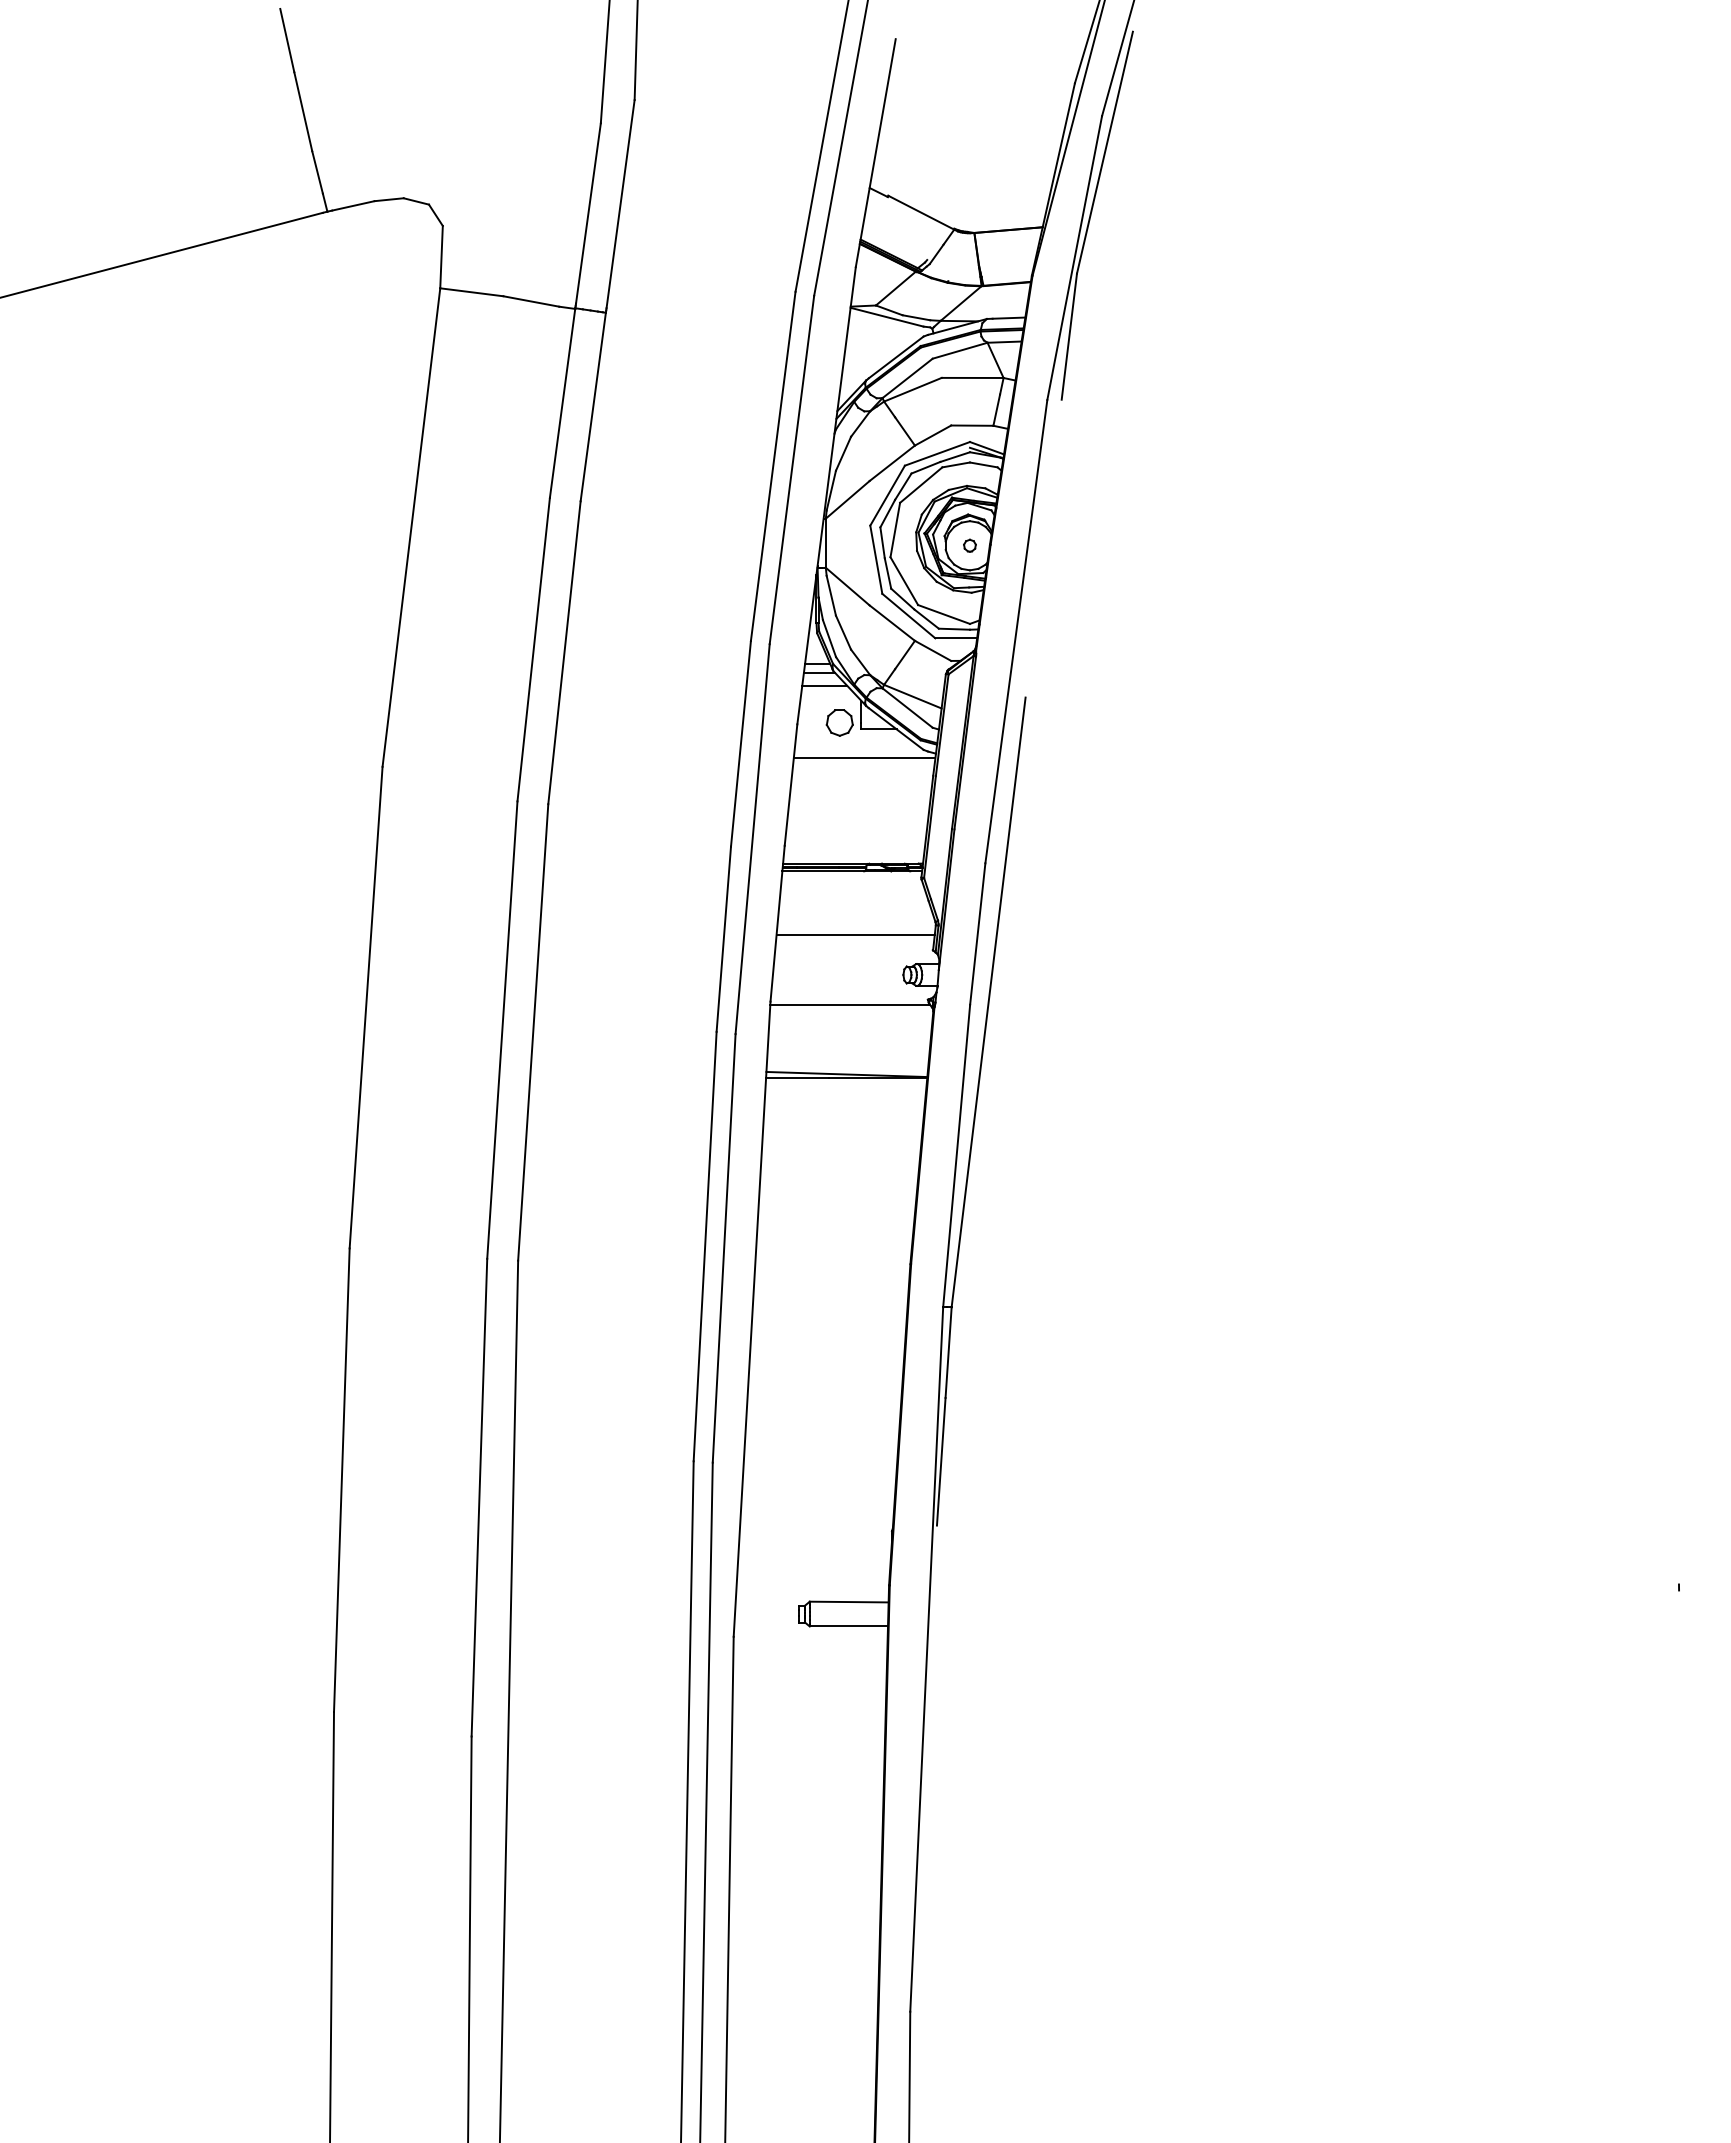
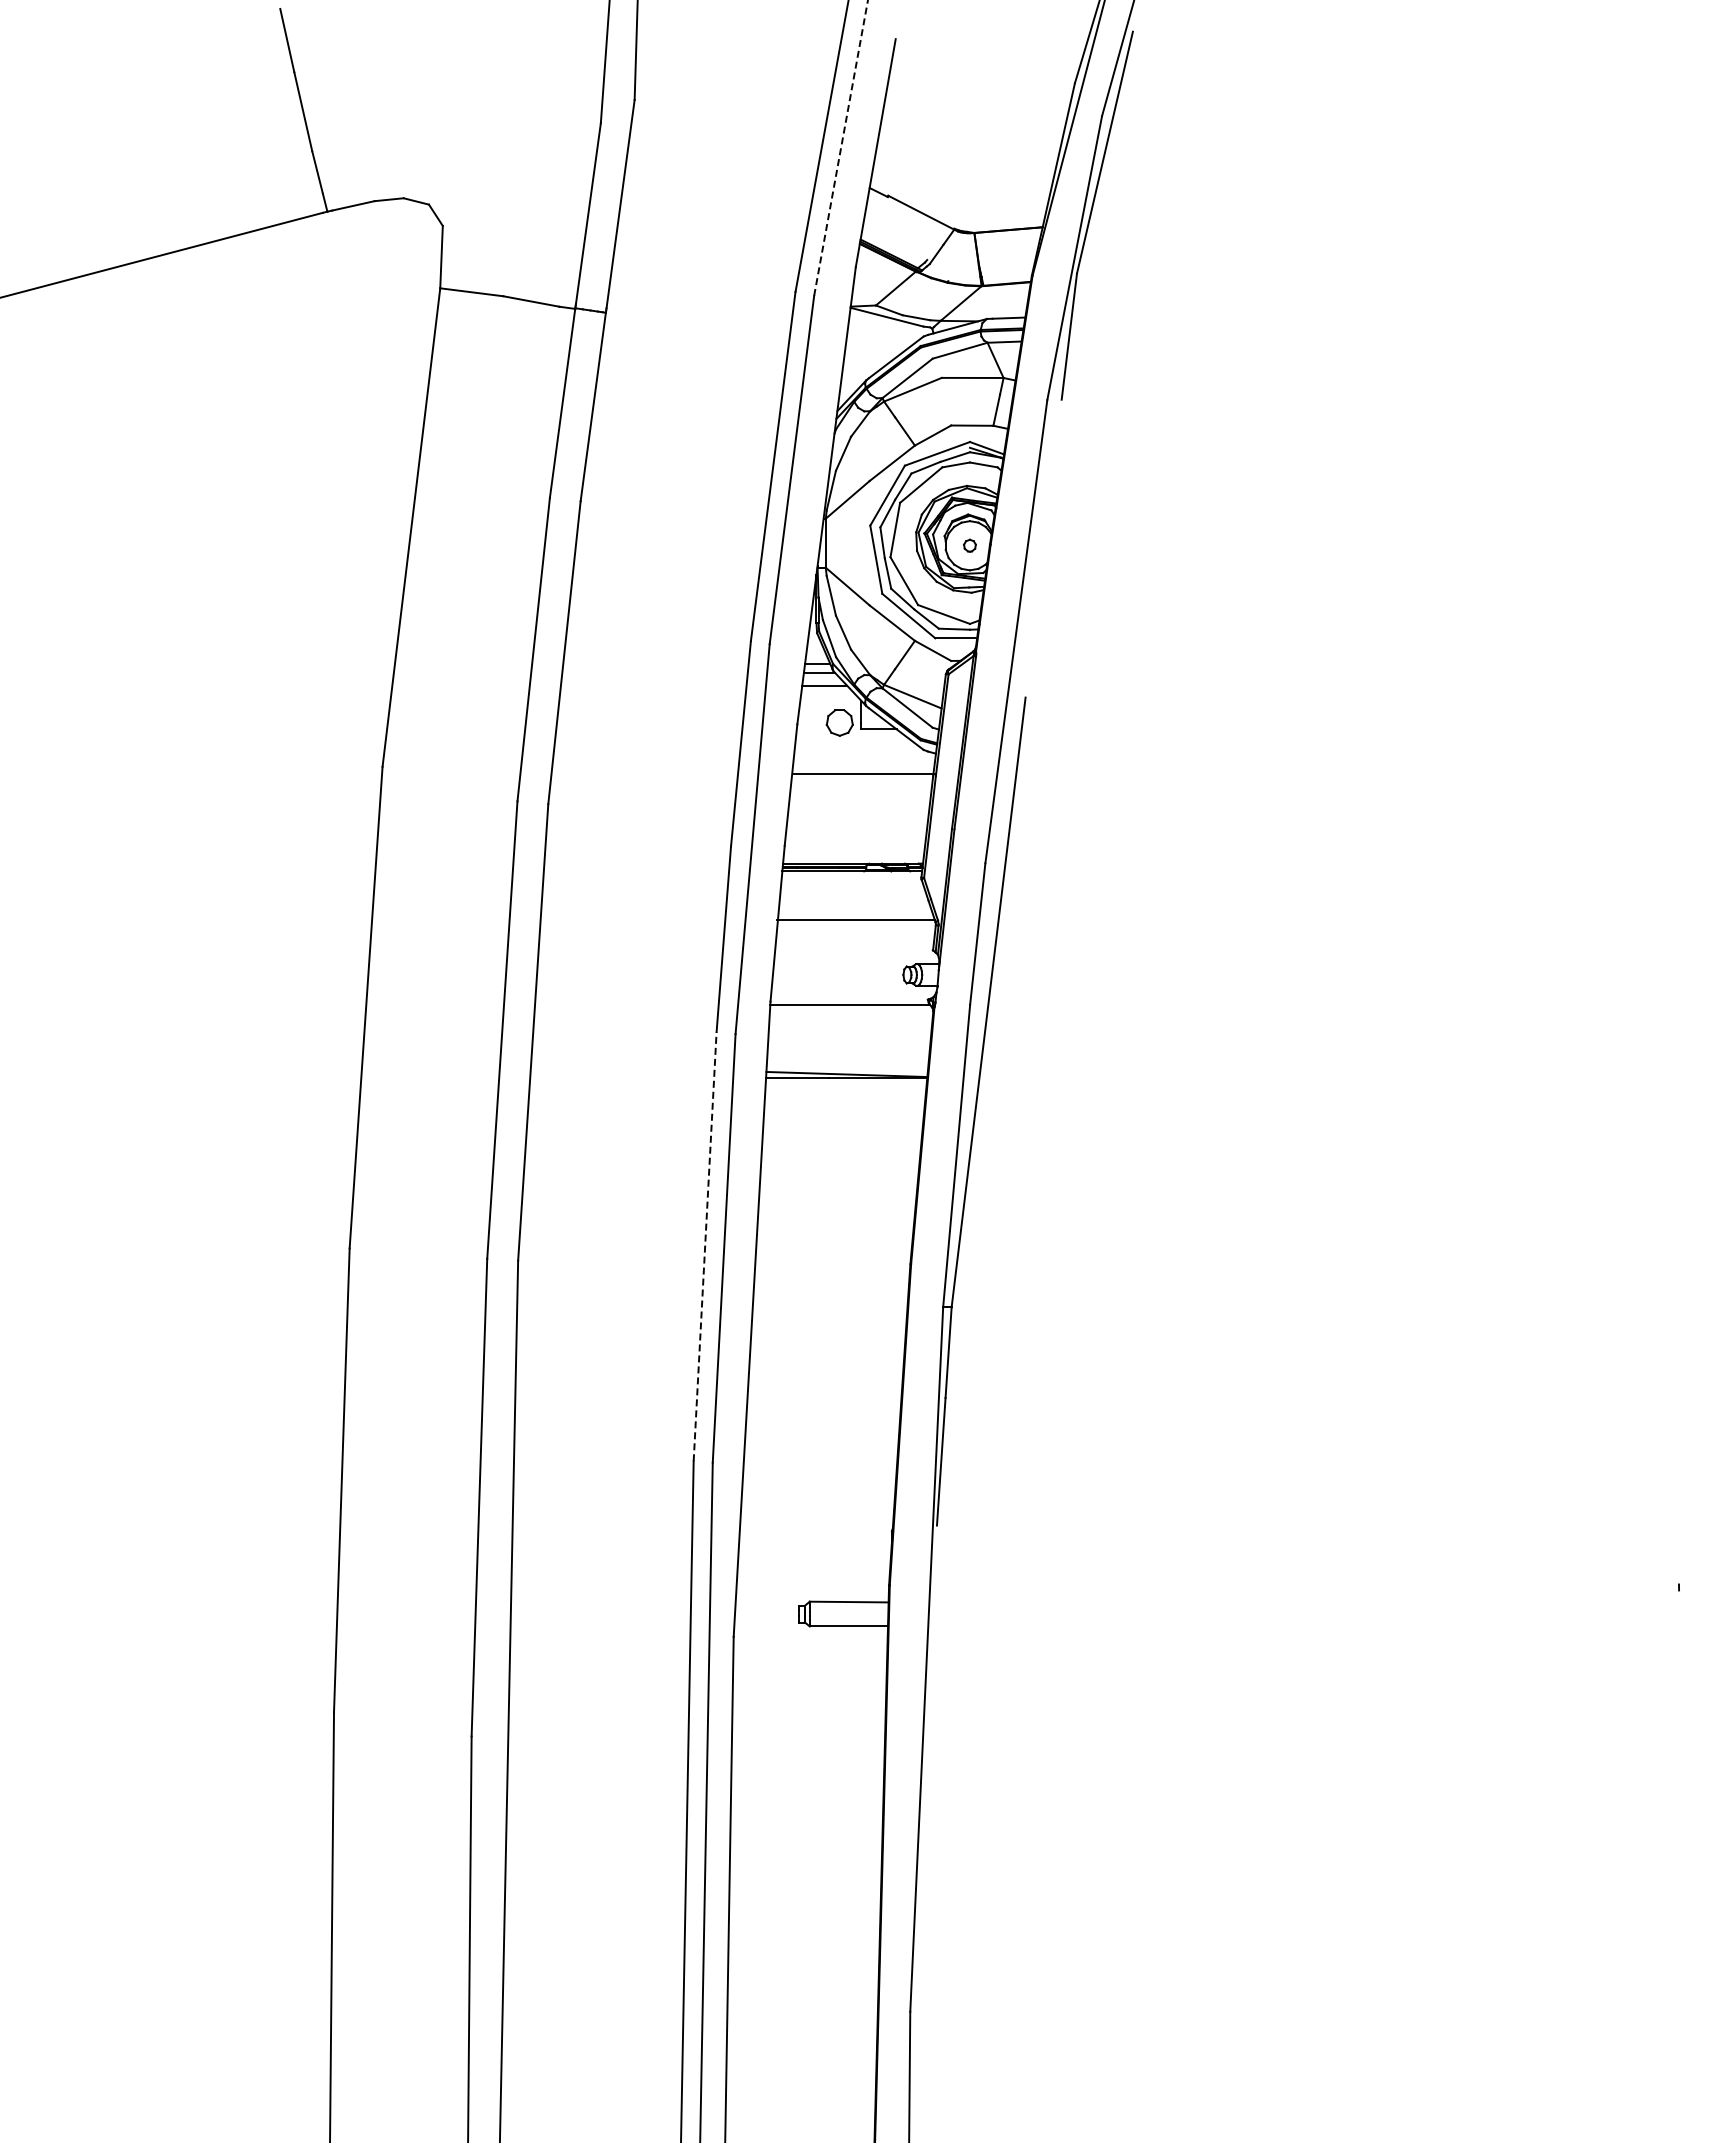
line: solid -> dashed (841, 147)
line position: (864, 758) -> (864, 774) (864, 774)
line position: (855, 935) -> (855, 920) (855, 920)
line: solid -> dashed (705, 1246)
